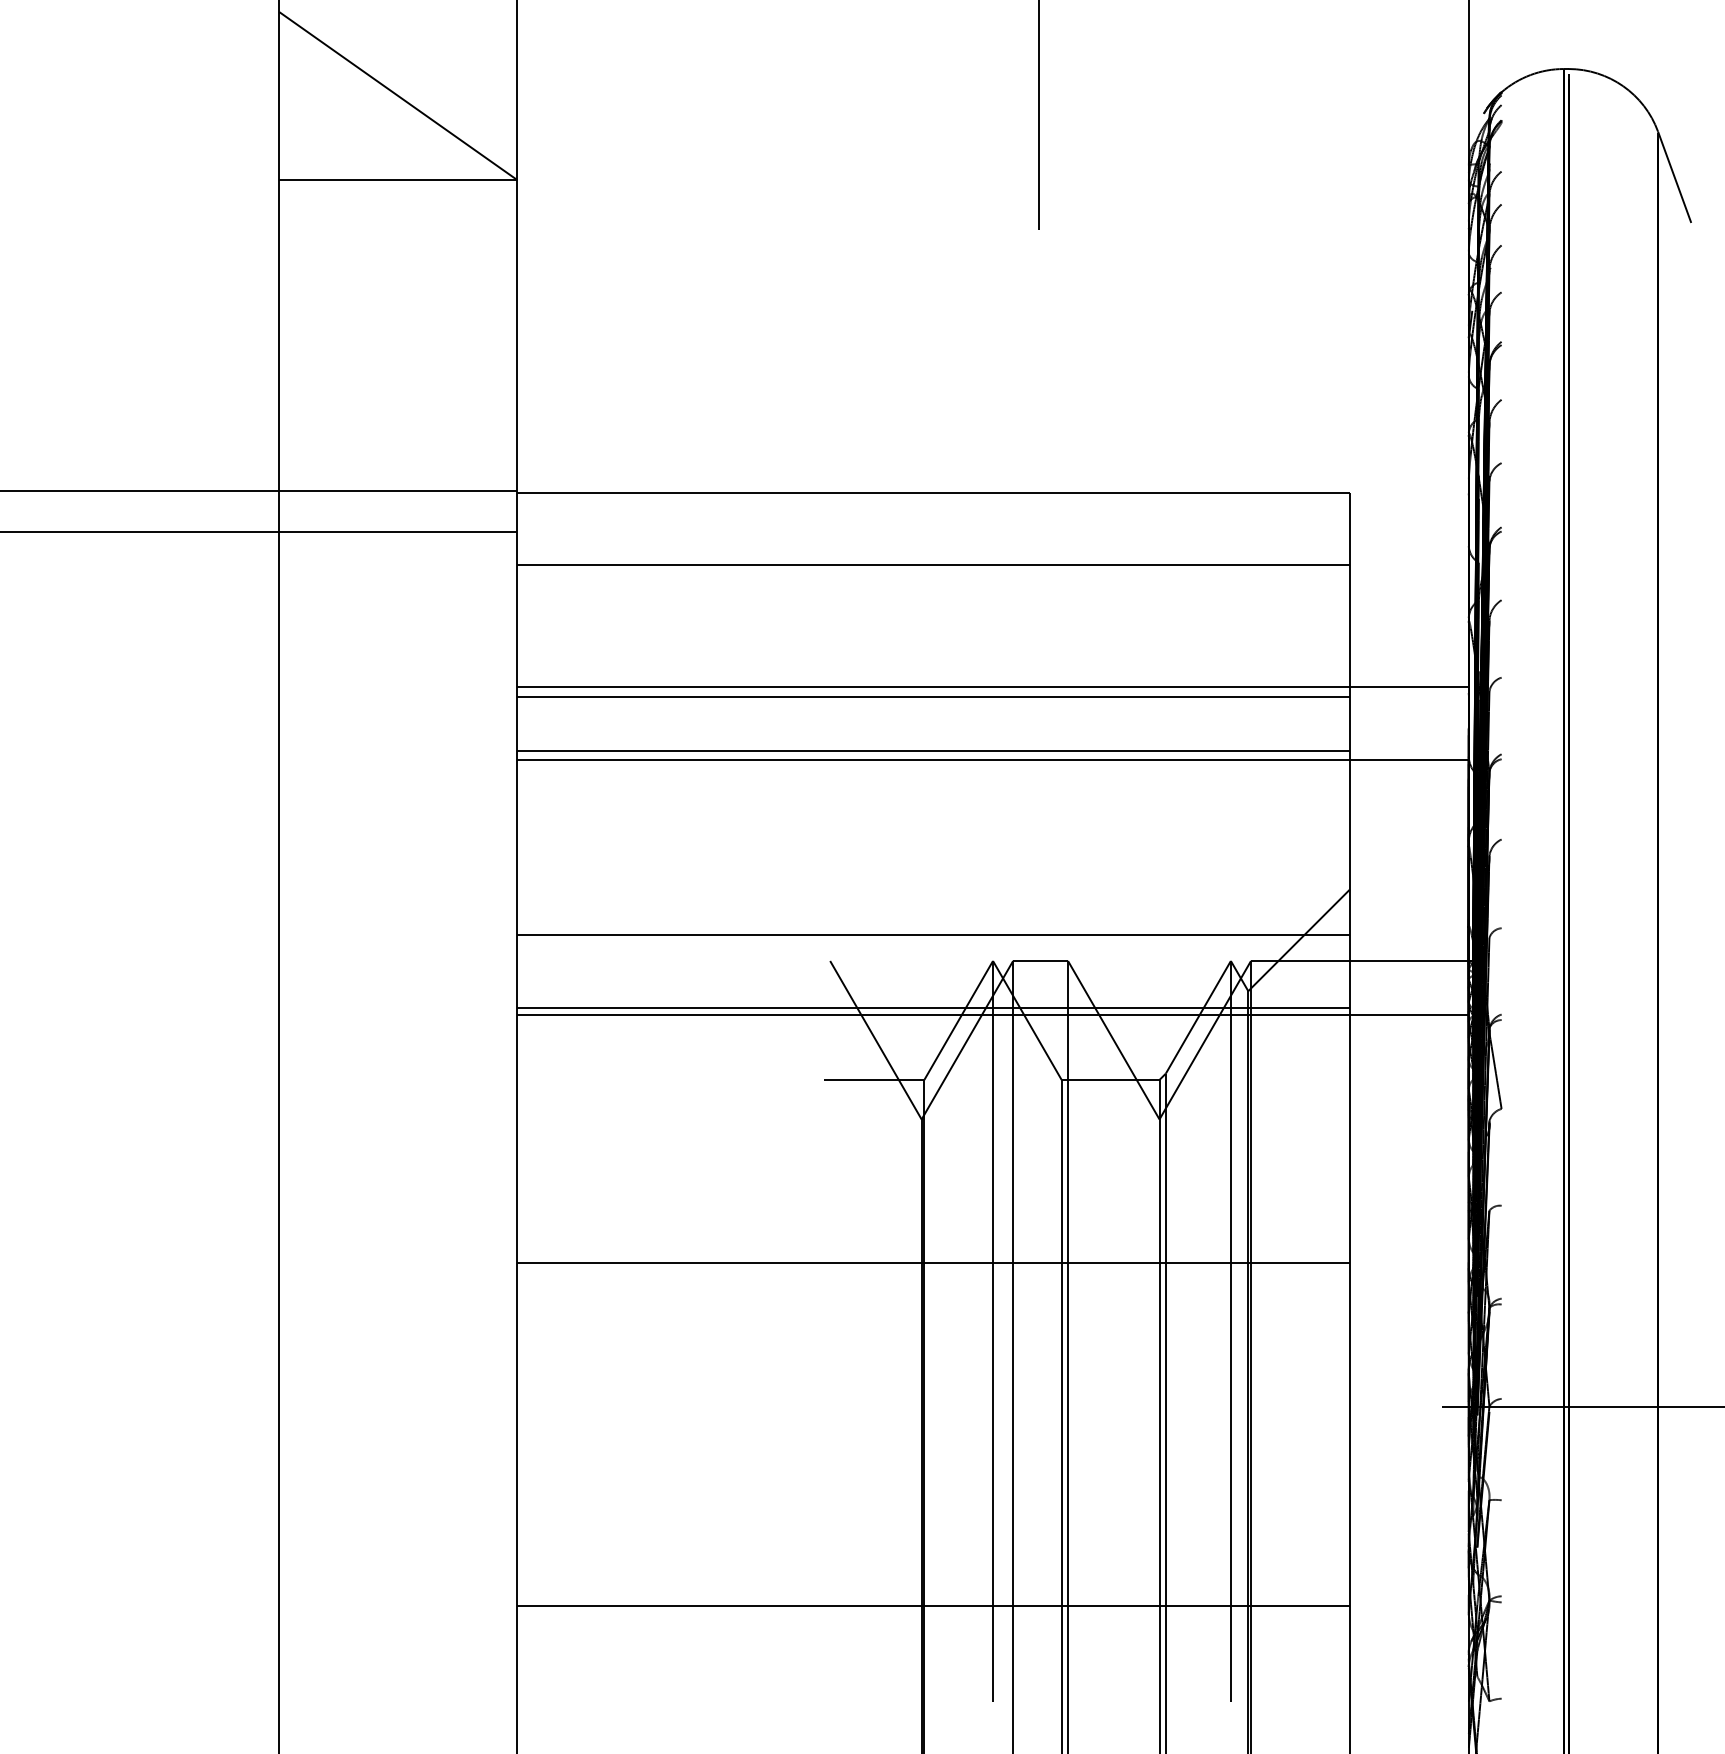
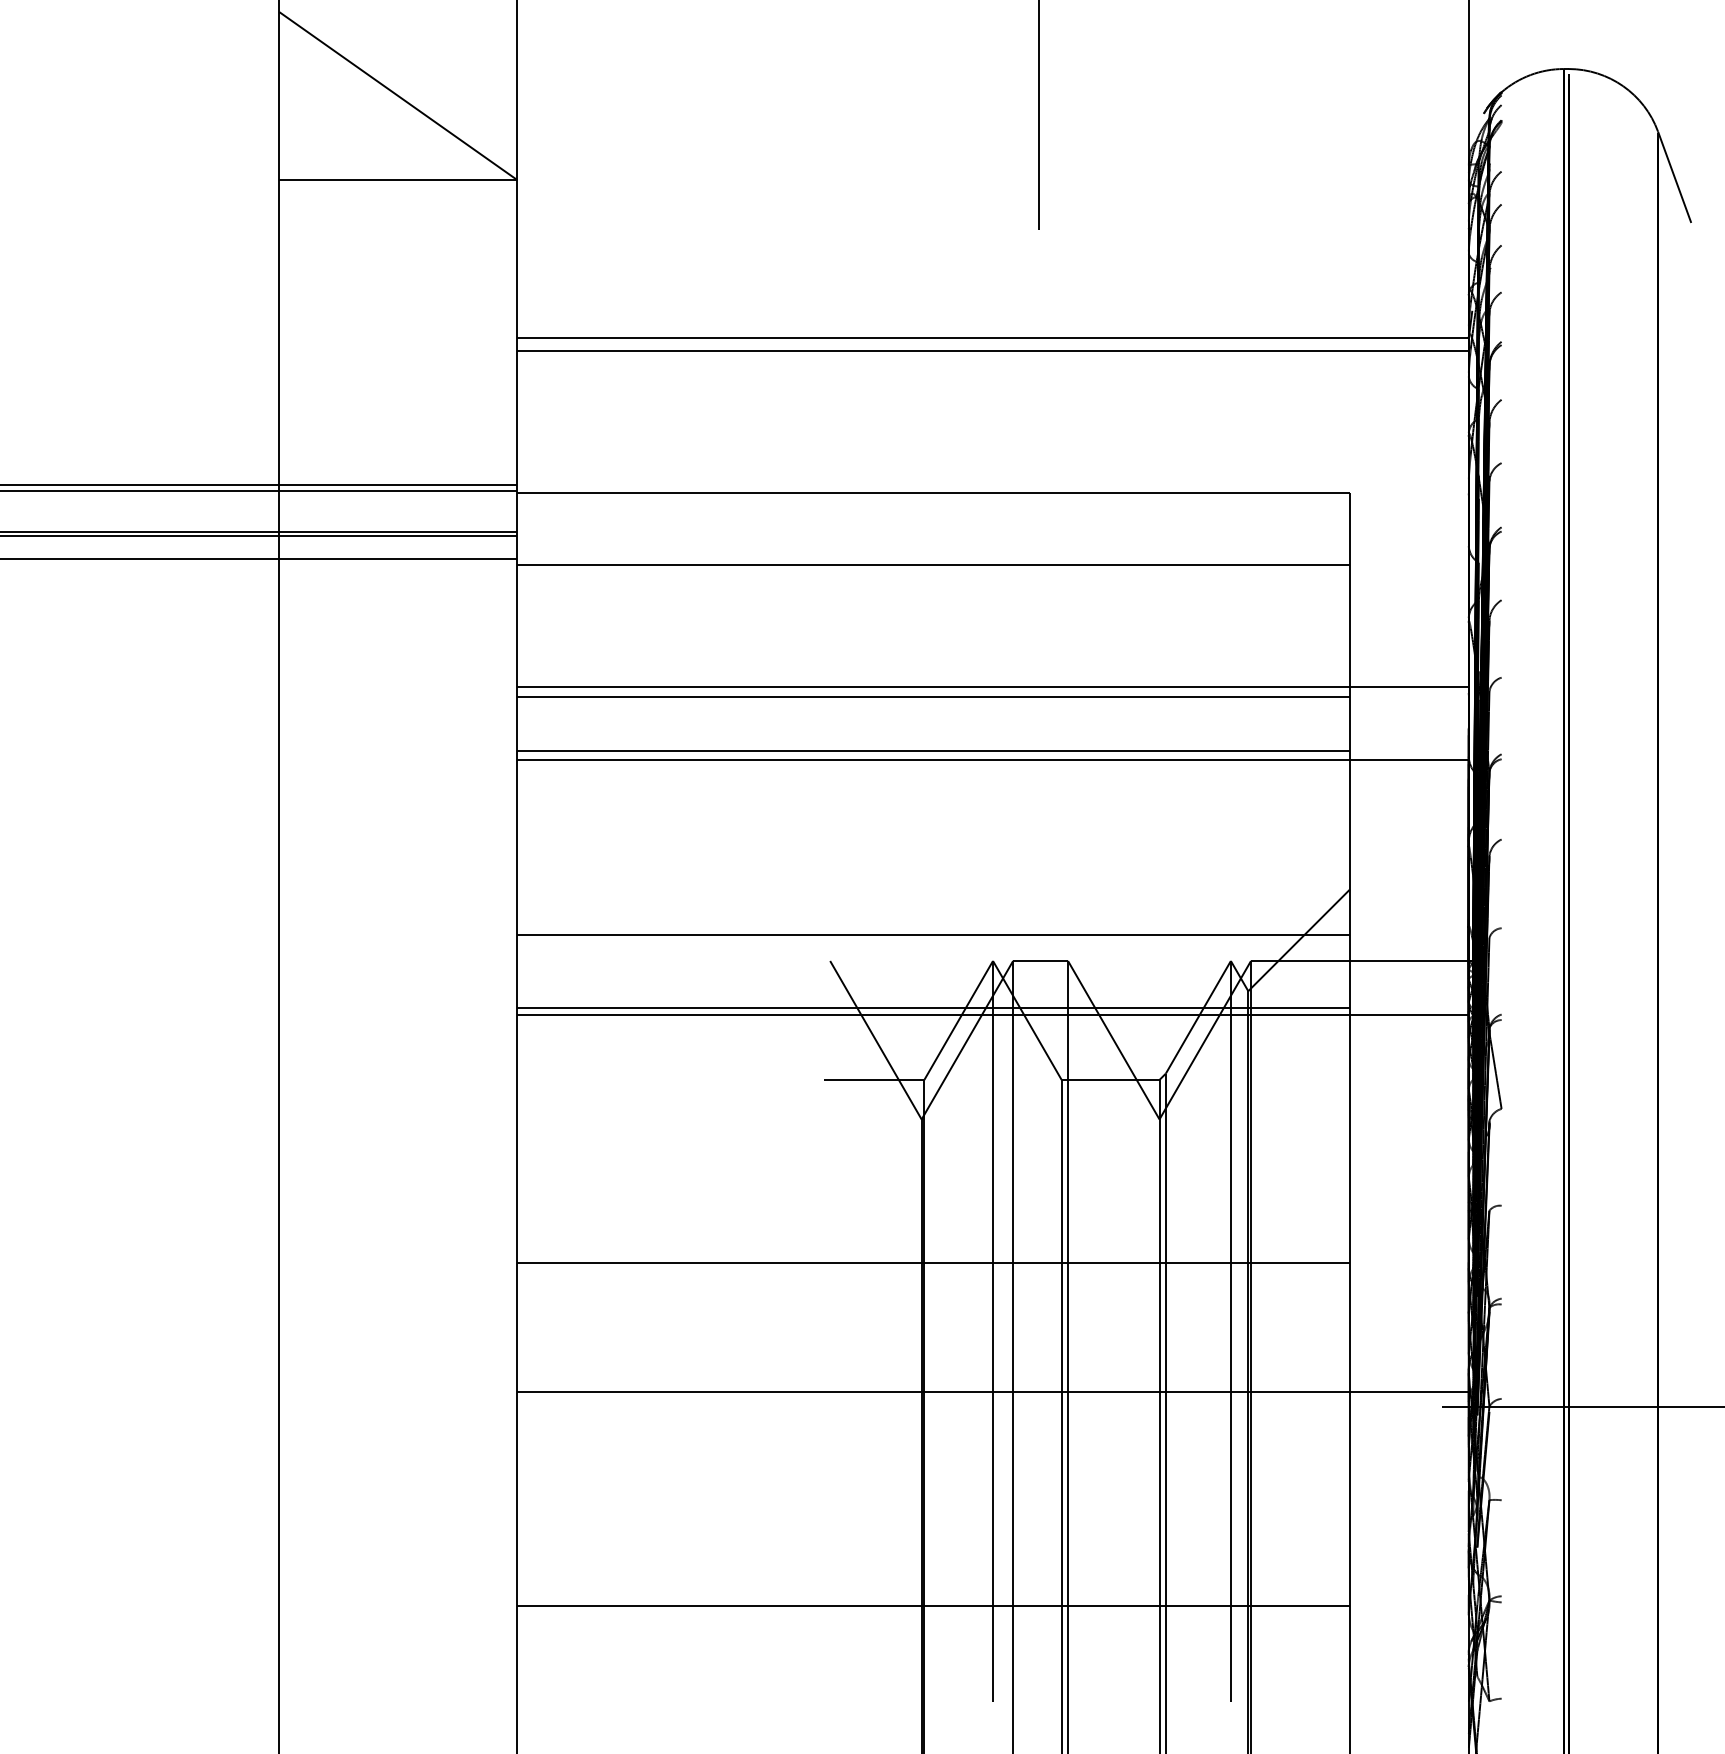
line: none -> present (992, 337)
line: none -> present (992, 351)
line: none -> present (259, 485)
line: none -> present (259, 536)
line: none -> present (259, 558)
line: none -> present (992, 1391)
